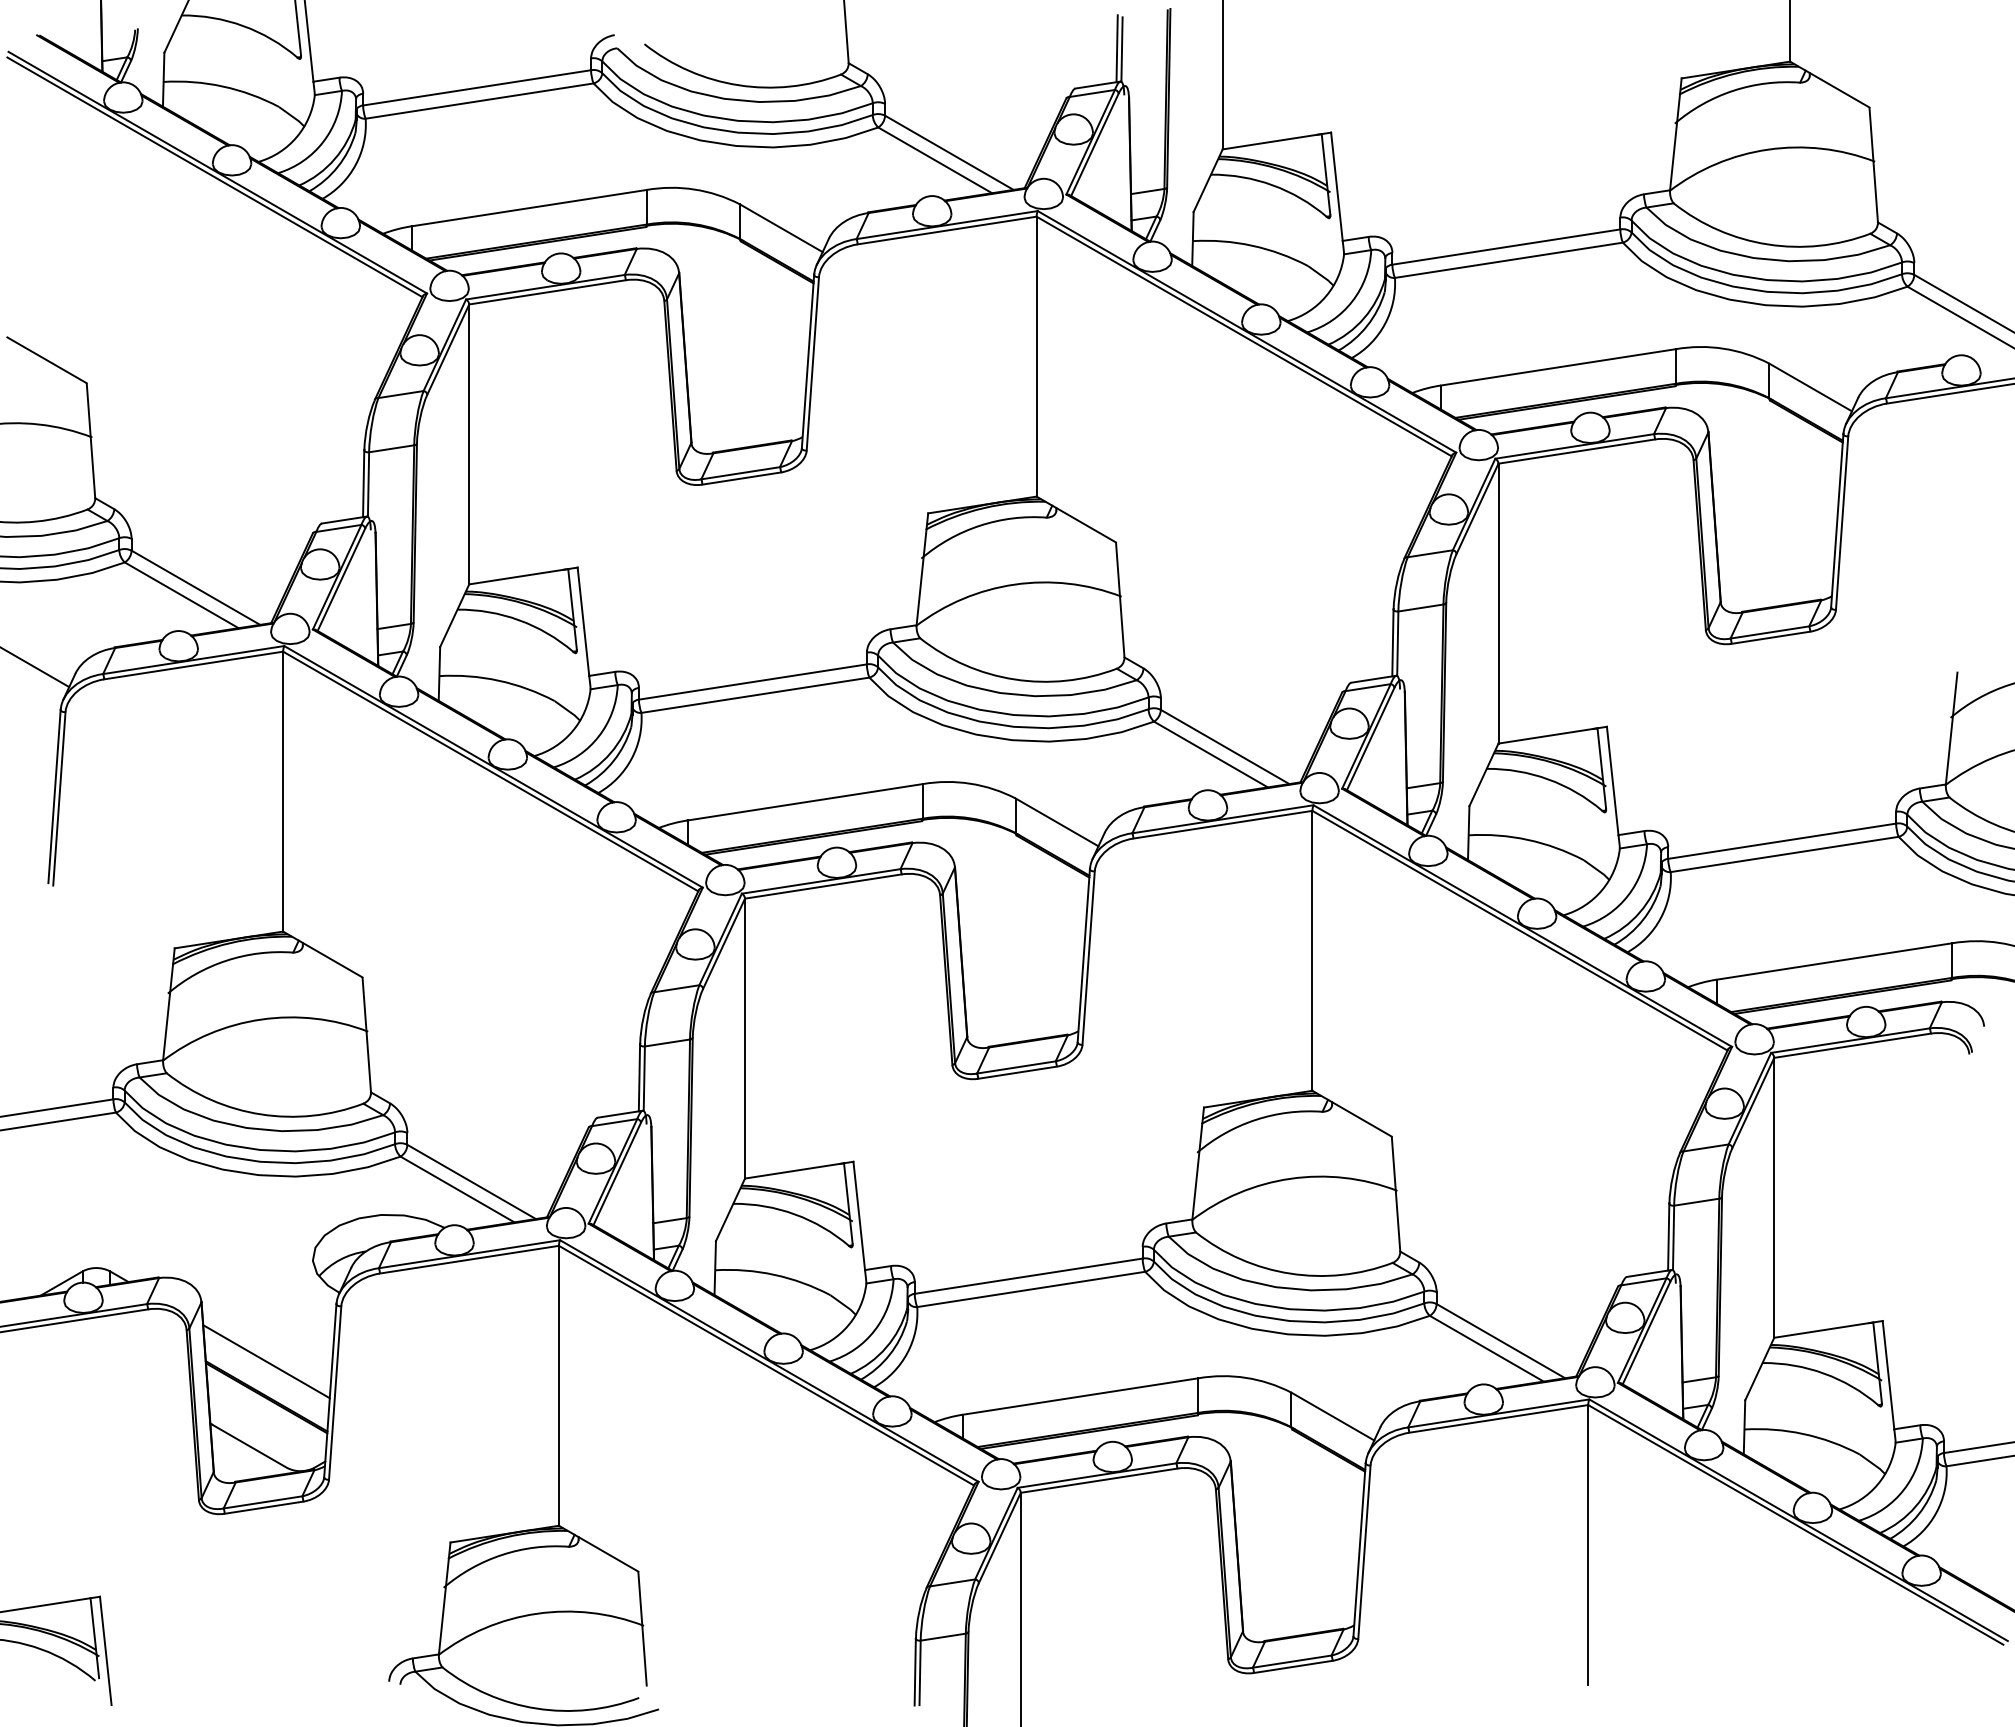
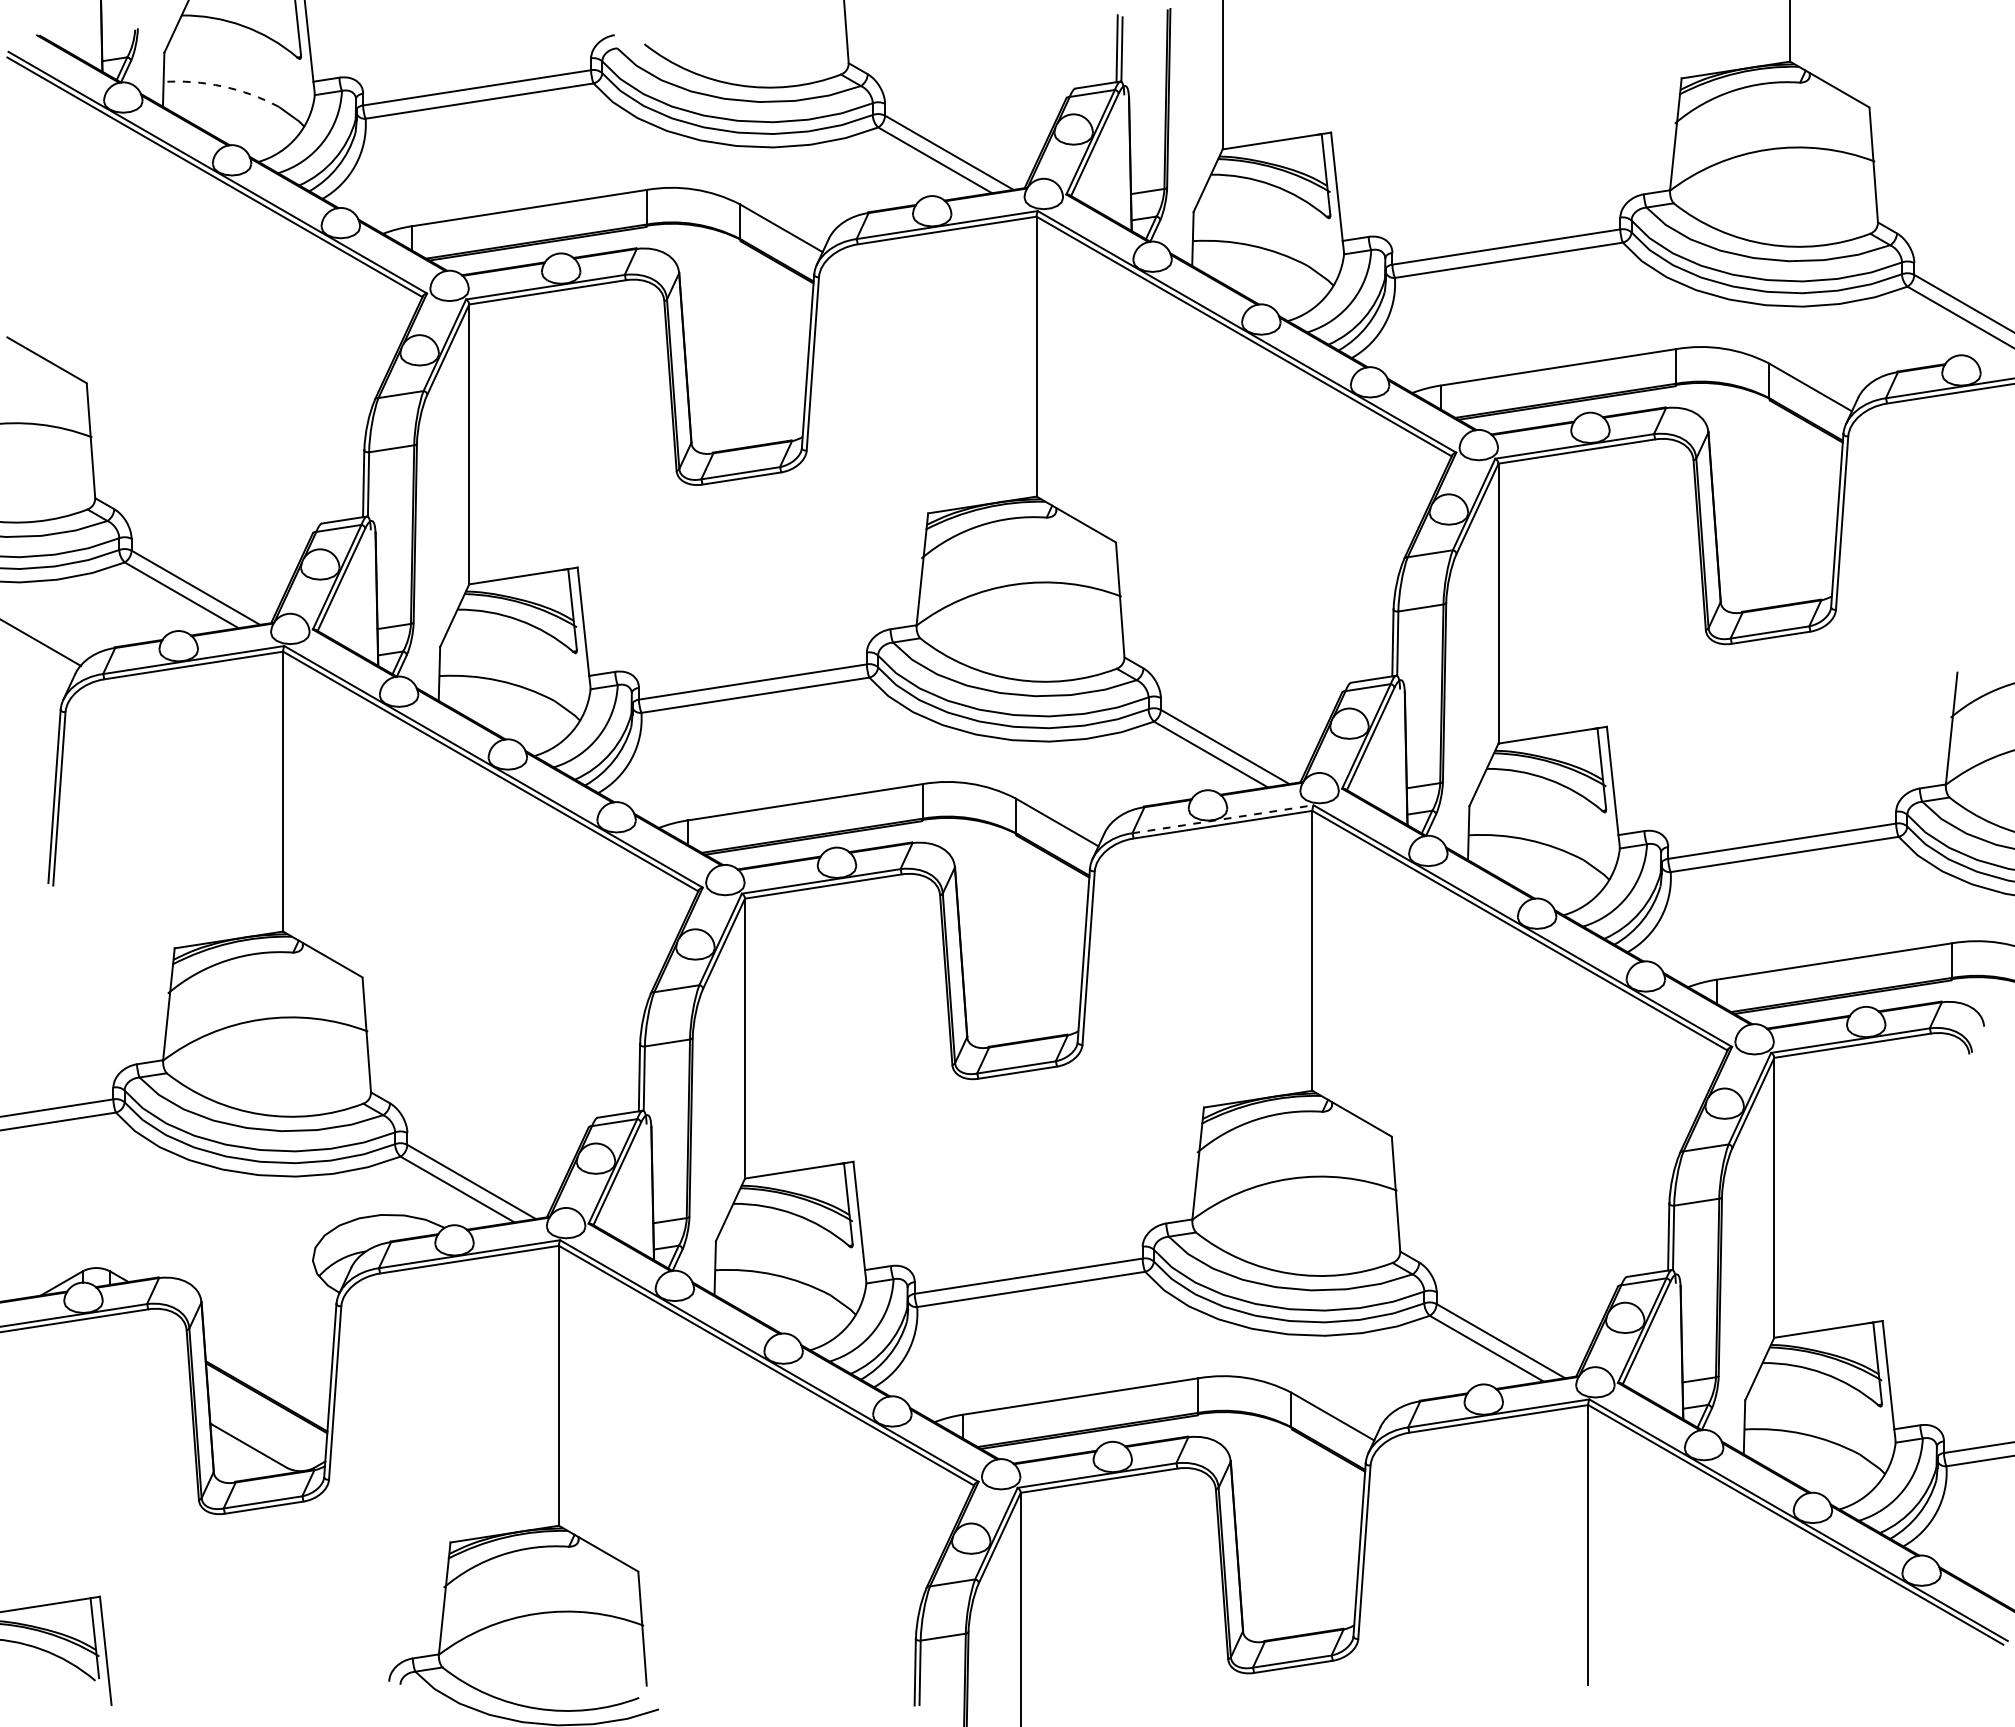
arc: solid -> dashed (222, 86)
line position: (35, 667) -> (41, 643) (41, 643)
line: solid -> dashed (1222, 819)
line: present -> none (266, 1361)
